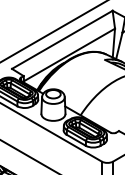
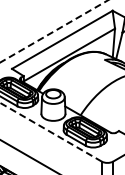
line: solid -> dashed (54, 31)
line: solid -> dashed (51, 132)
